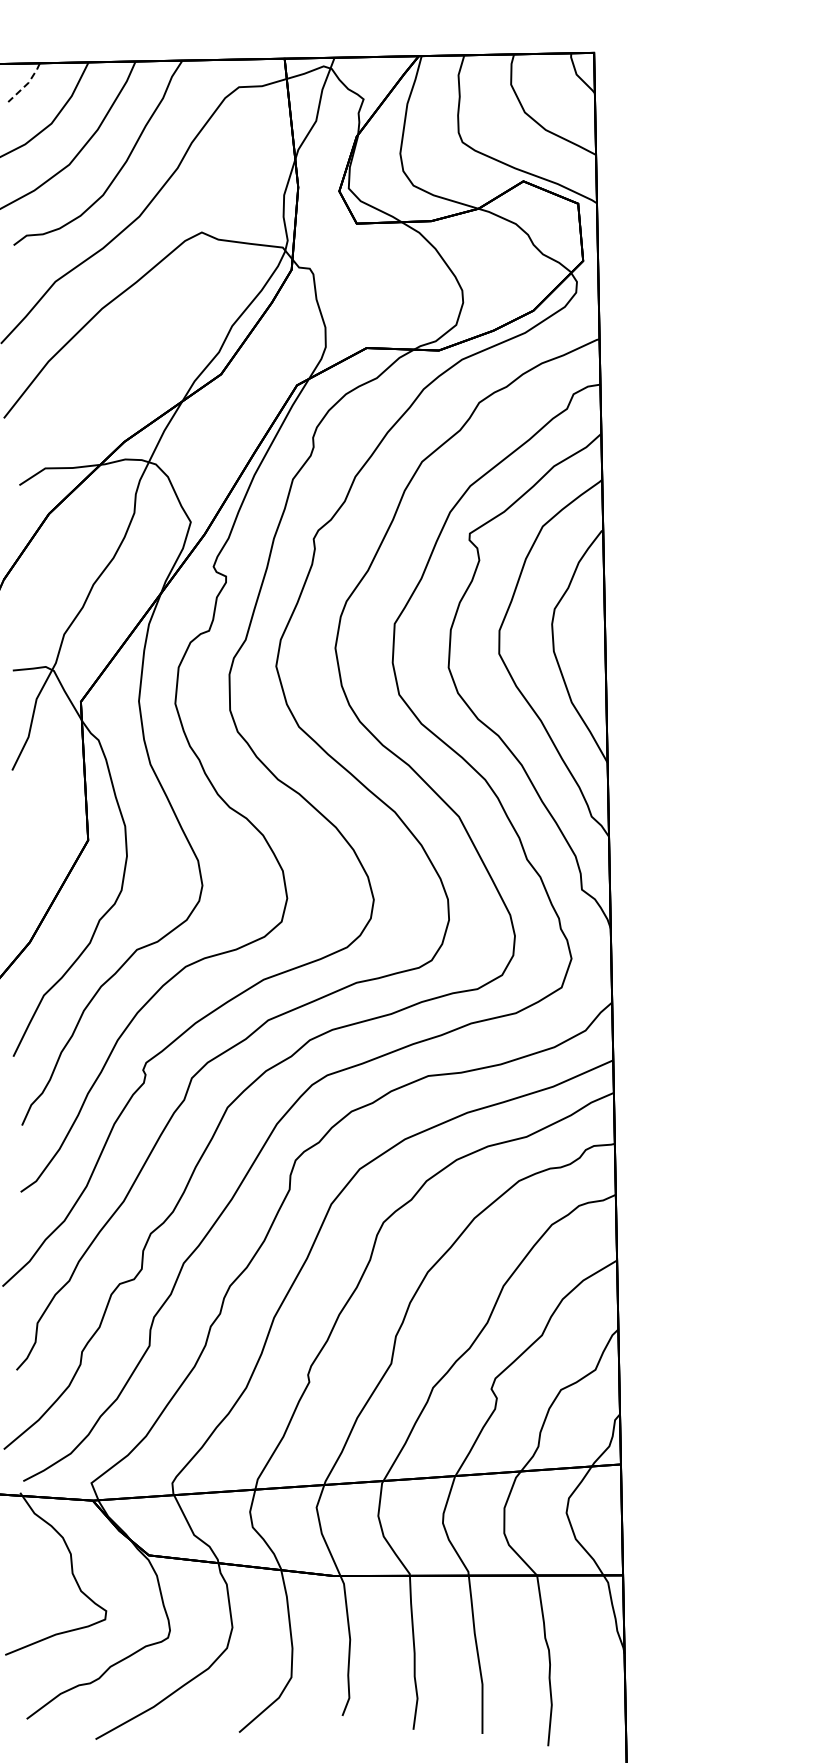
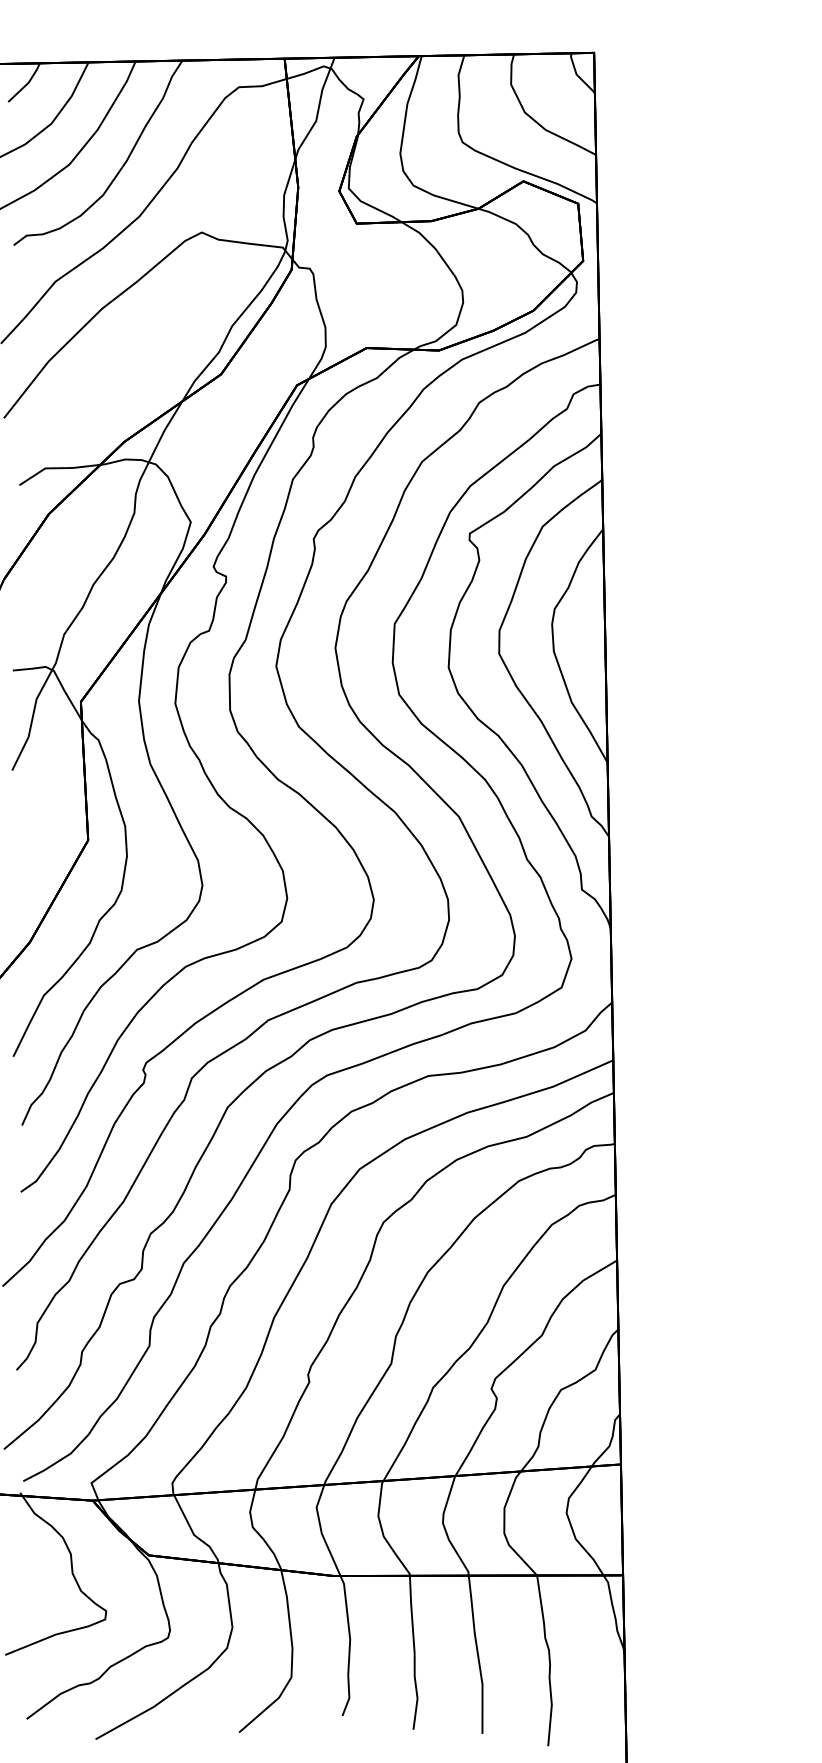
line: dashed -> solid (27, 84)
